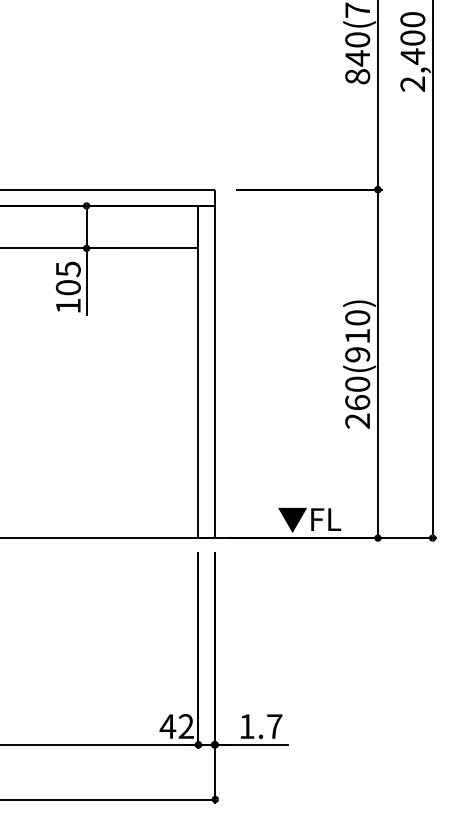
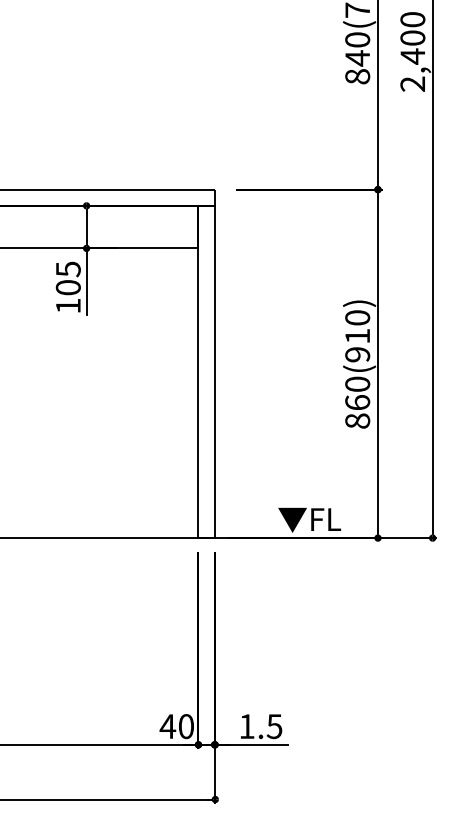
text: 260(910) -> 860(910) (357, 420)
text: 42 -> 40 (185, 726)
text: 1.7 -> 1.5 (274, 726)
